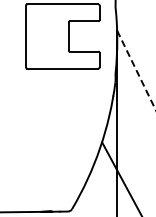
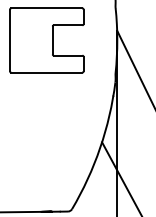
part position: (62, 36) -> (46, 40) (46, 40)
line: dashed -> solid (136, 70)
